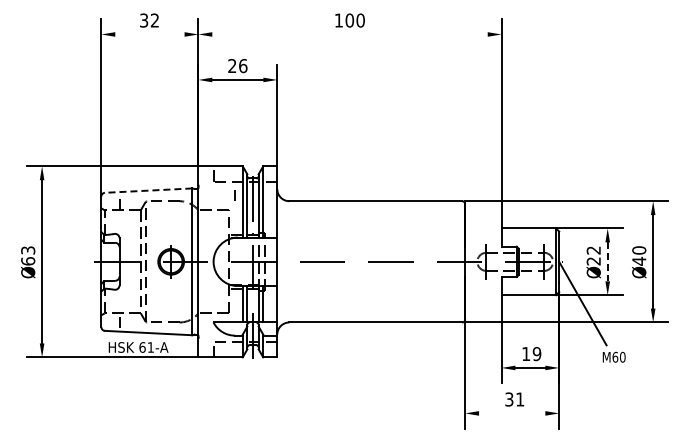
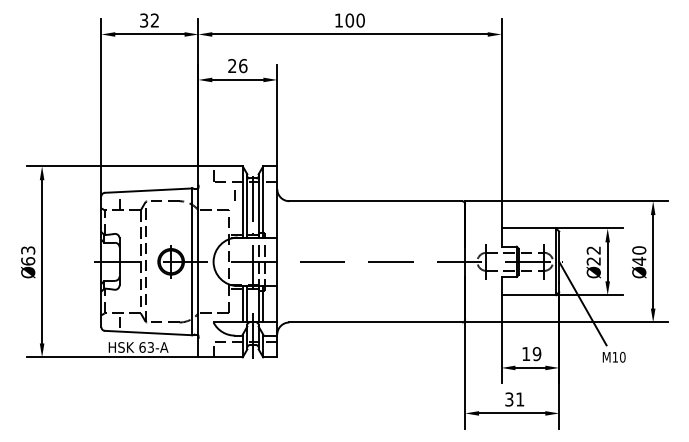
line: none -> present (149, 34)
line: none -> present (349, 34)
line: dashed -> solid (148, 190)
line: dashed -> solid (607, 262)
text: 61-A -> 63-A (150, 347)
text: M60 -> M10 (615, 356)
line: none -> present (512, 413)
